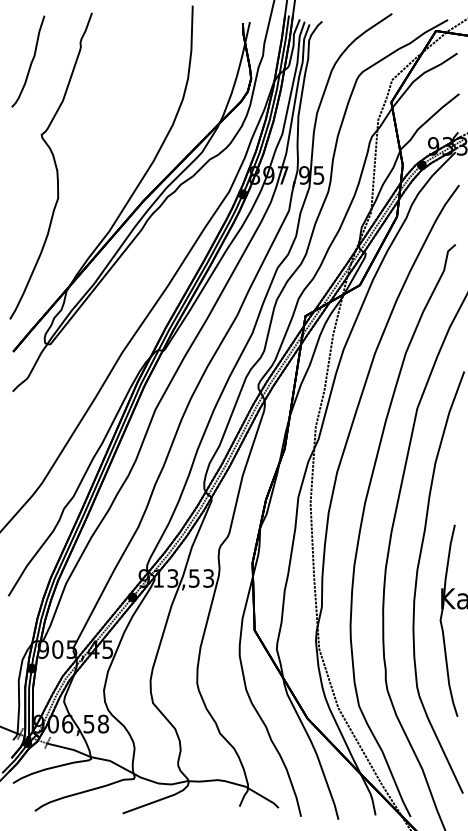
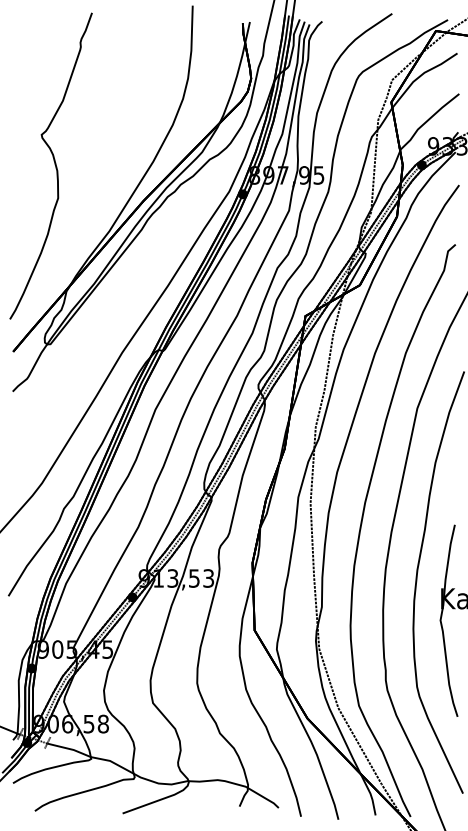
curve: present -> none (30, 62)
